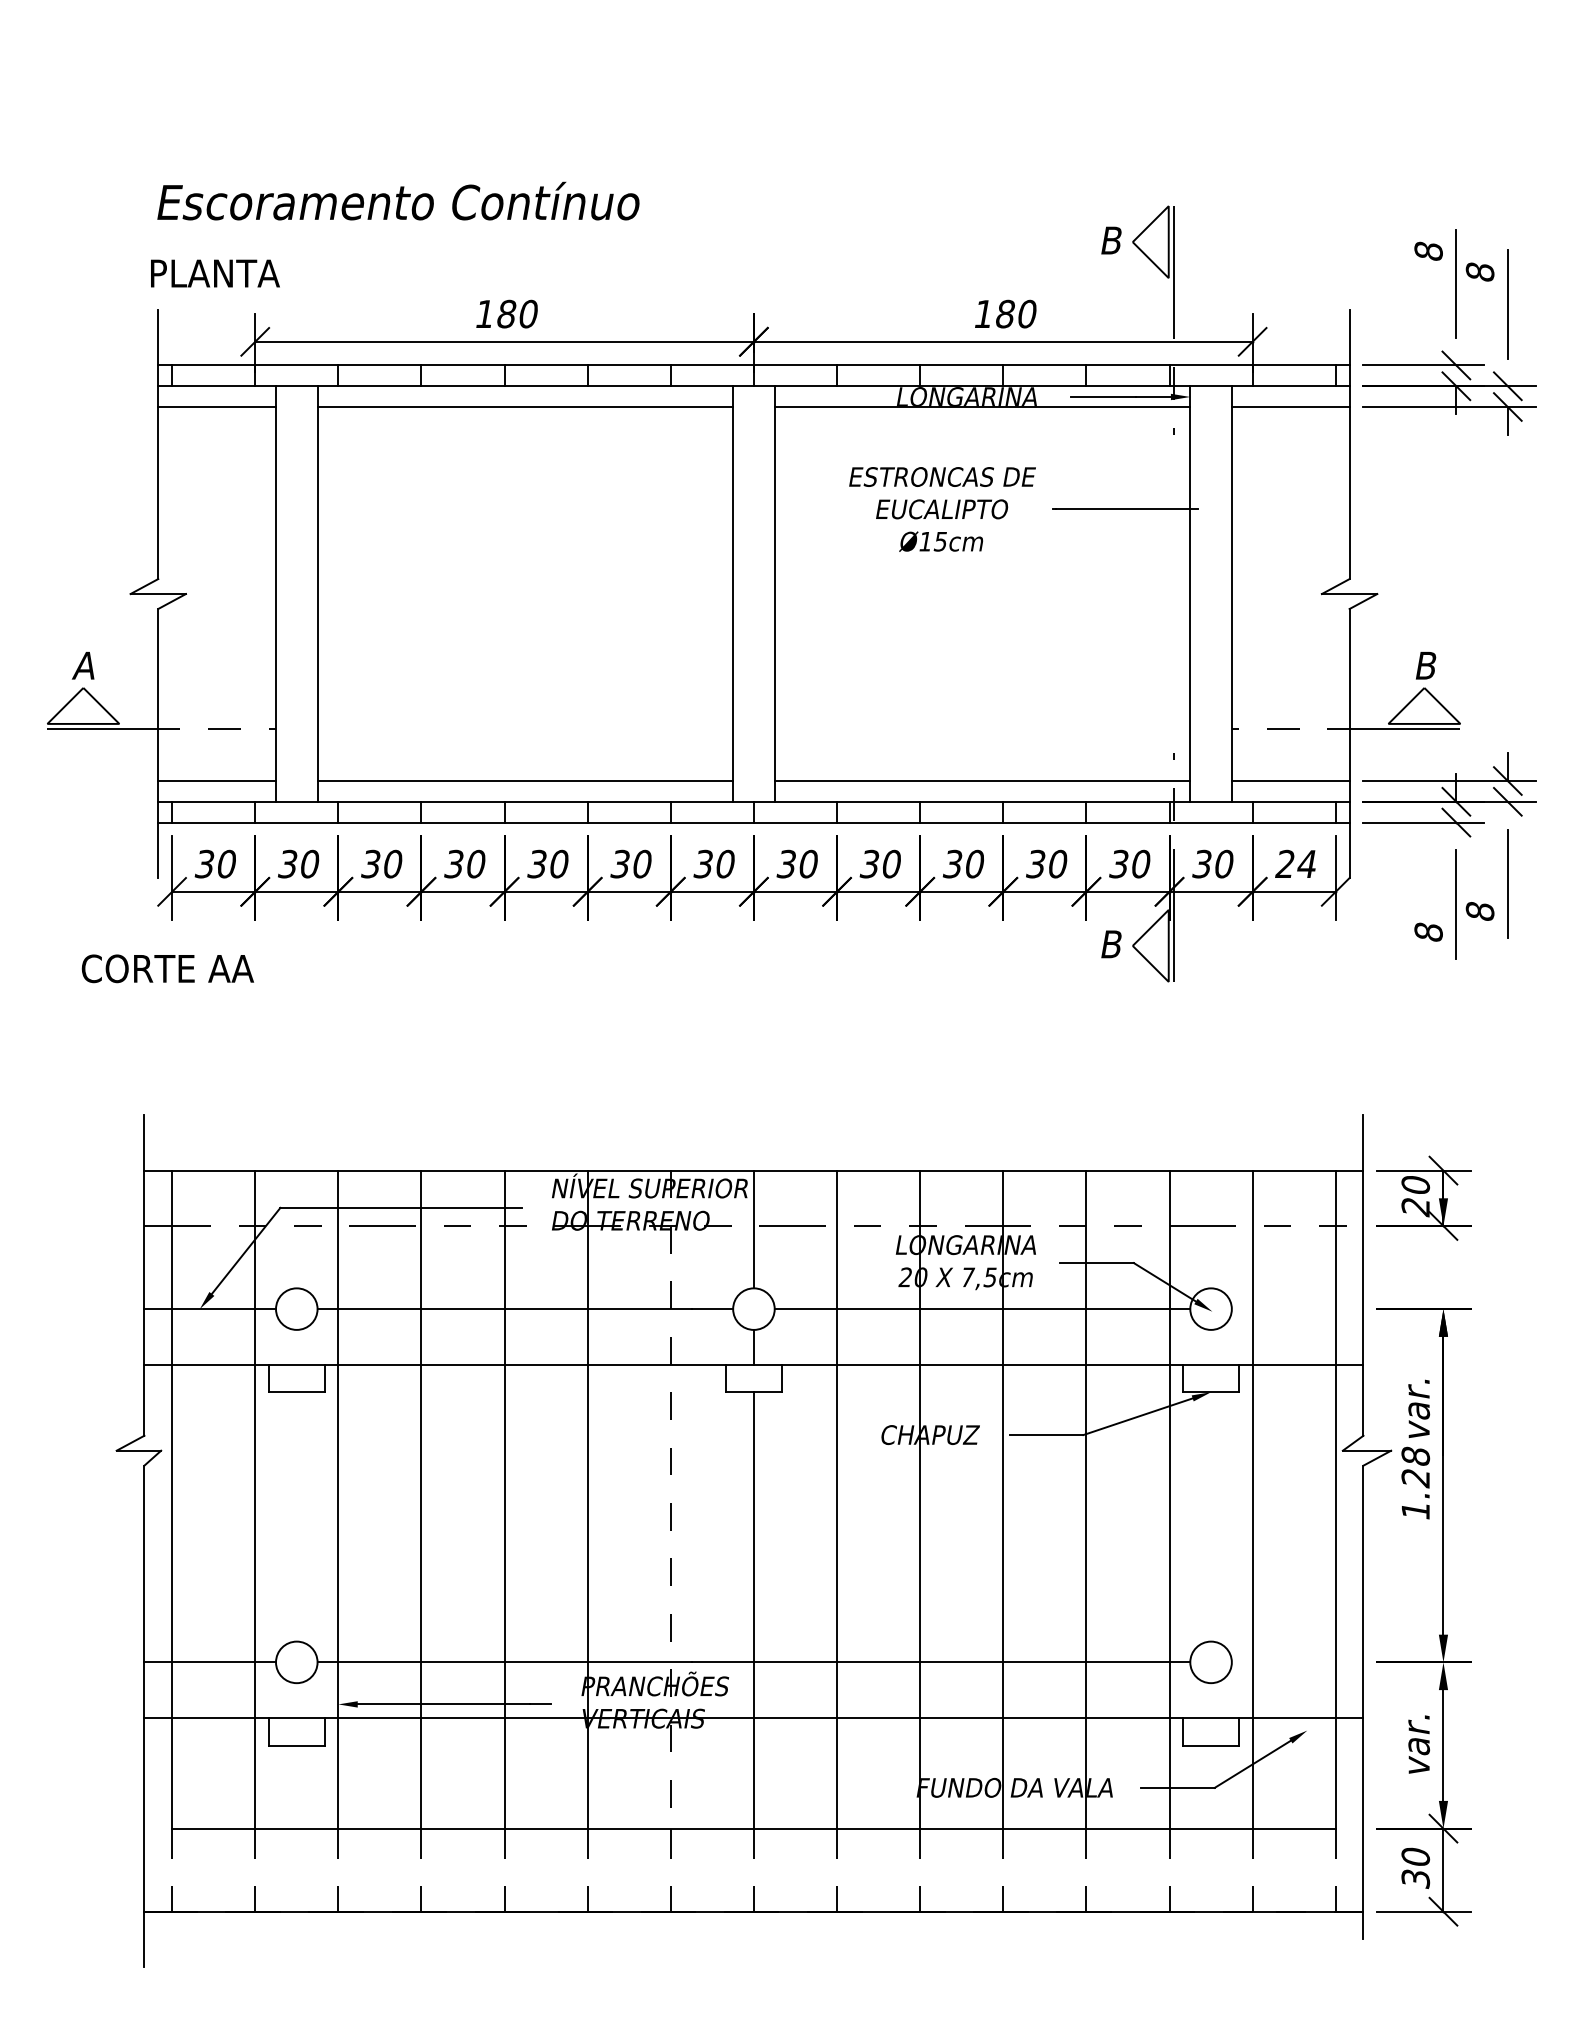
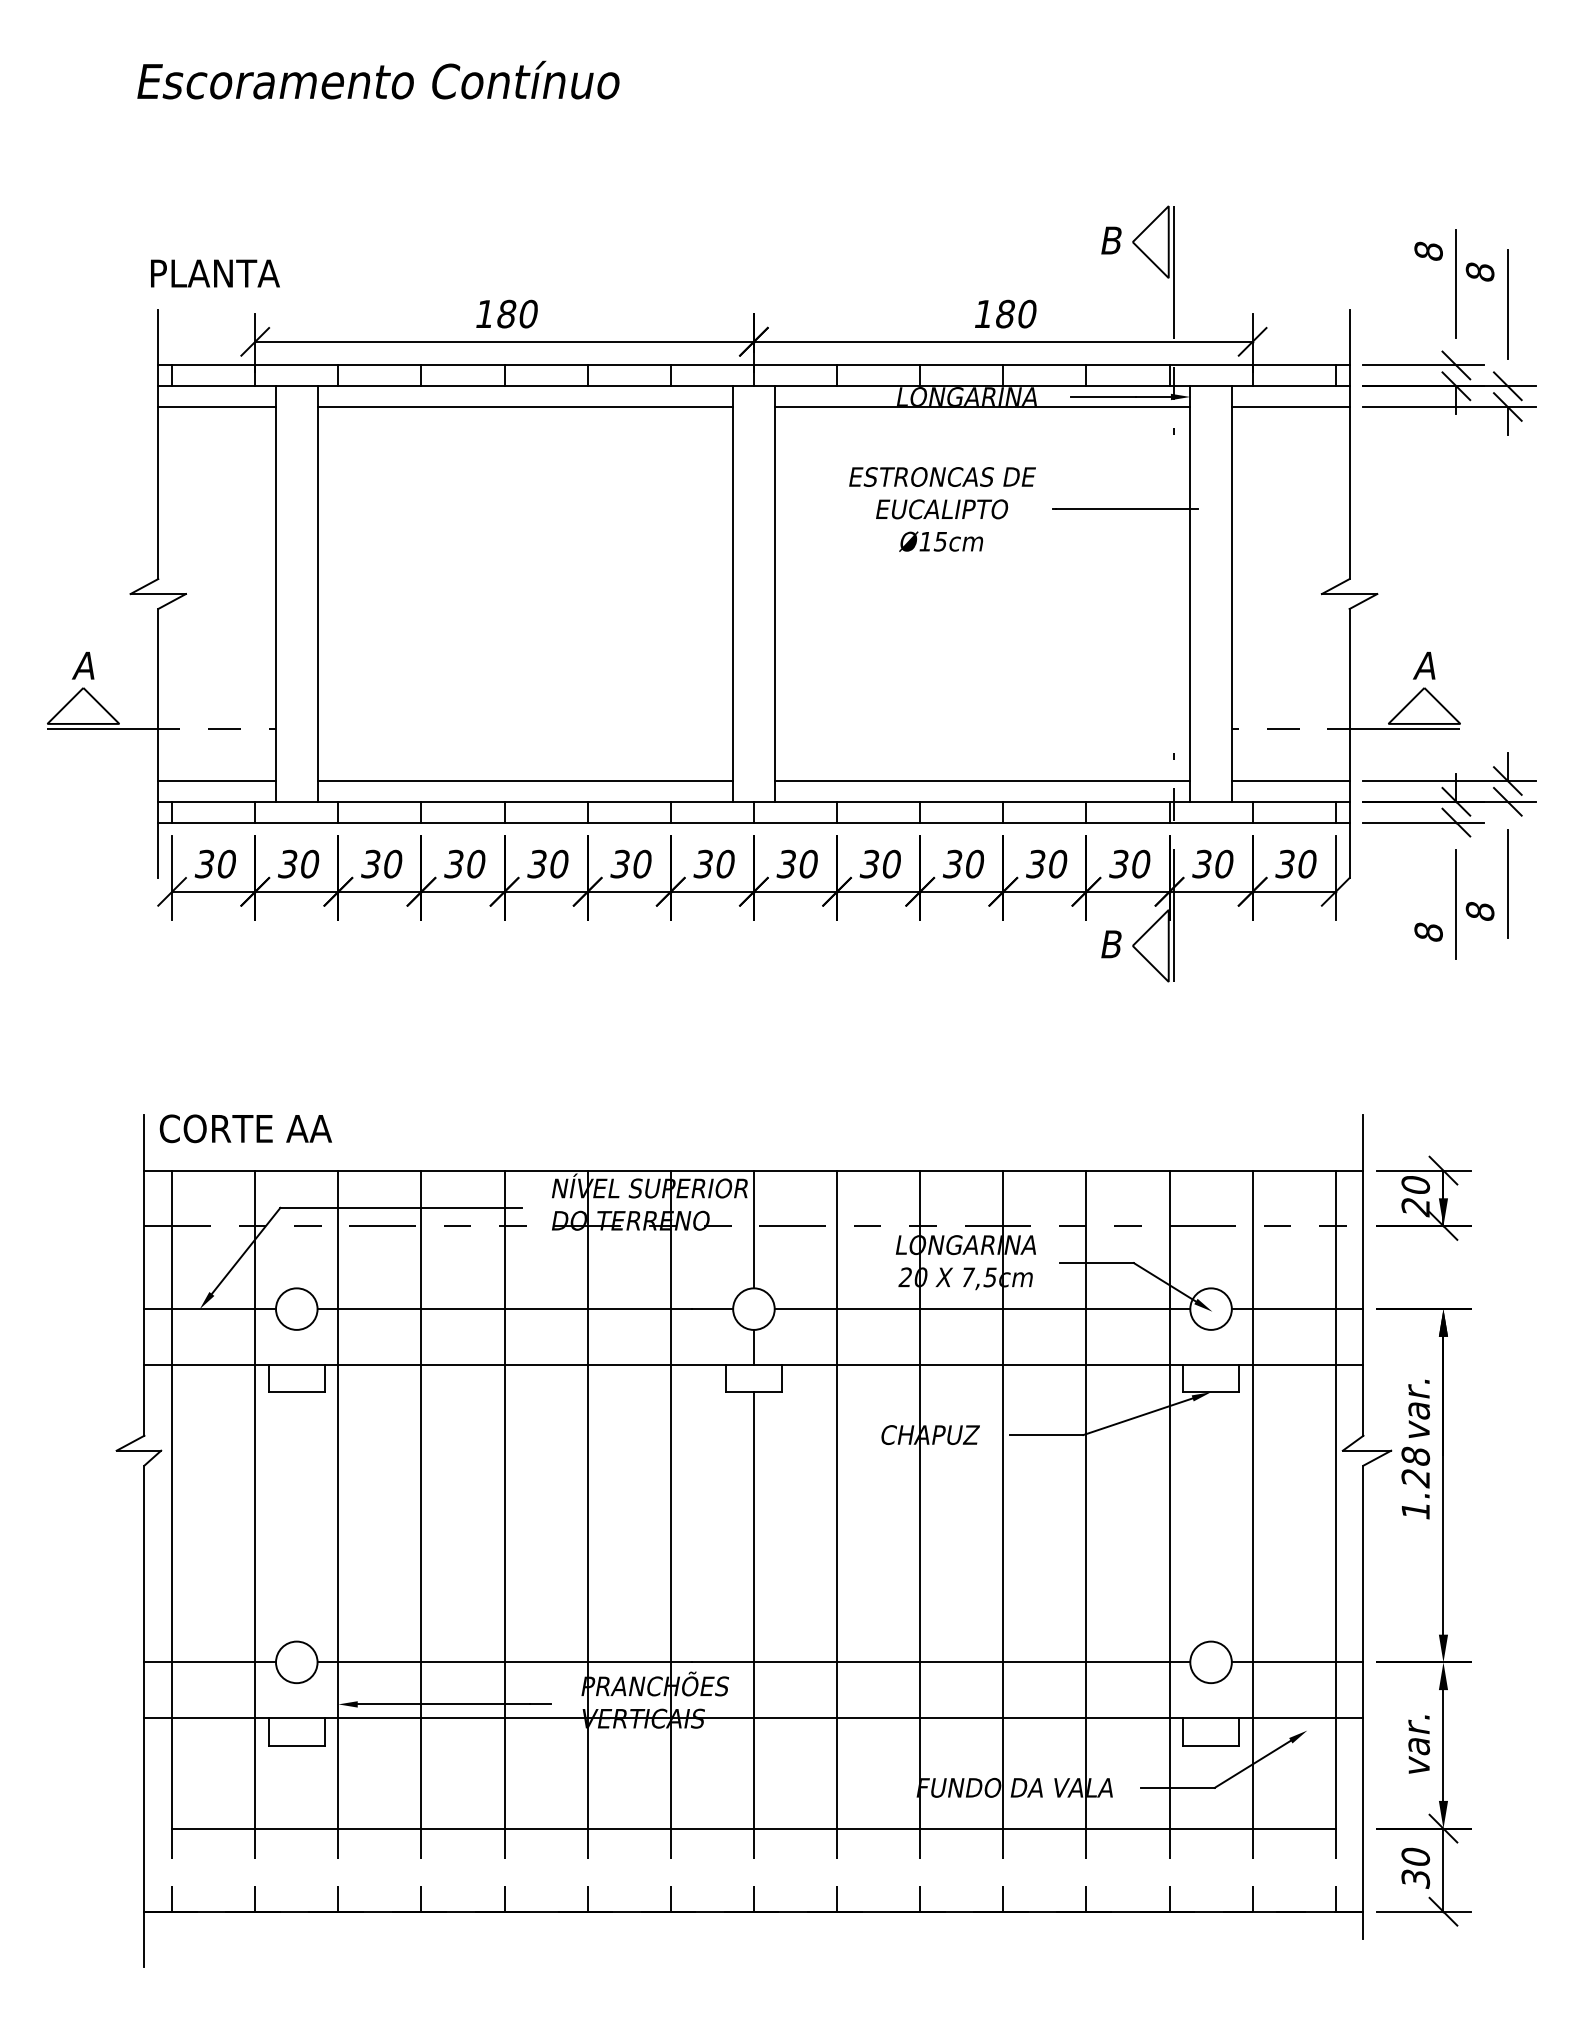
text position: (398, 200) -> (378, 79) (378, 79)
text: B -> A (1424, 665)
text: 24 -> 30 (1295, 863)
text position: (167, 968) -> (245, 1128) (245, 1128)
line: none -> present (1297, 1309)
line: dashed -> solid (670, 1500)
line: none -> present (1297, 1662)
